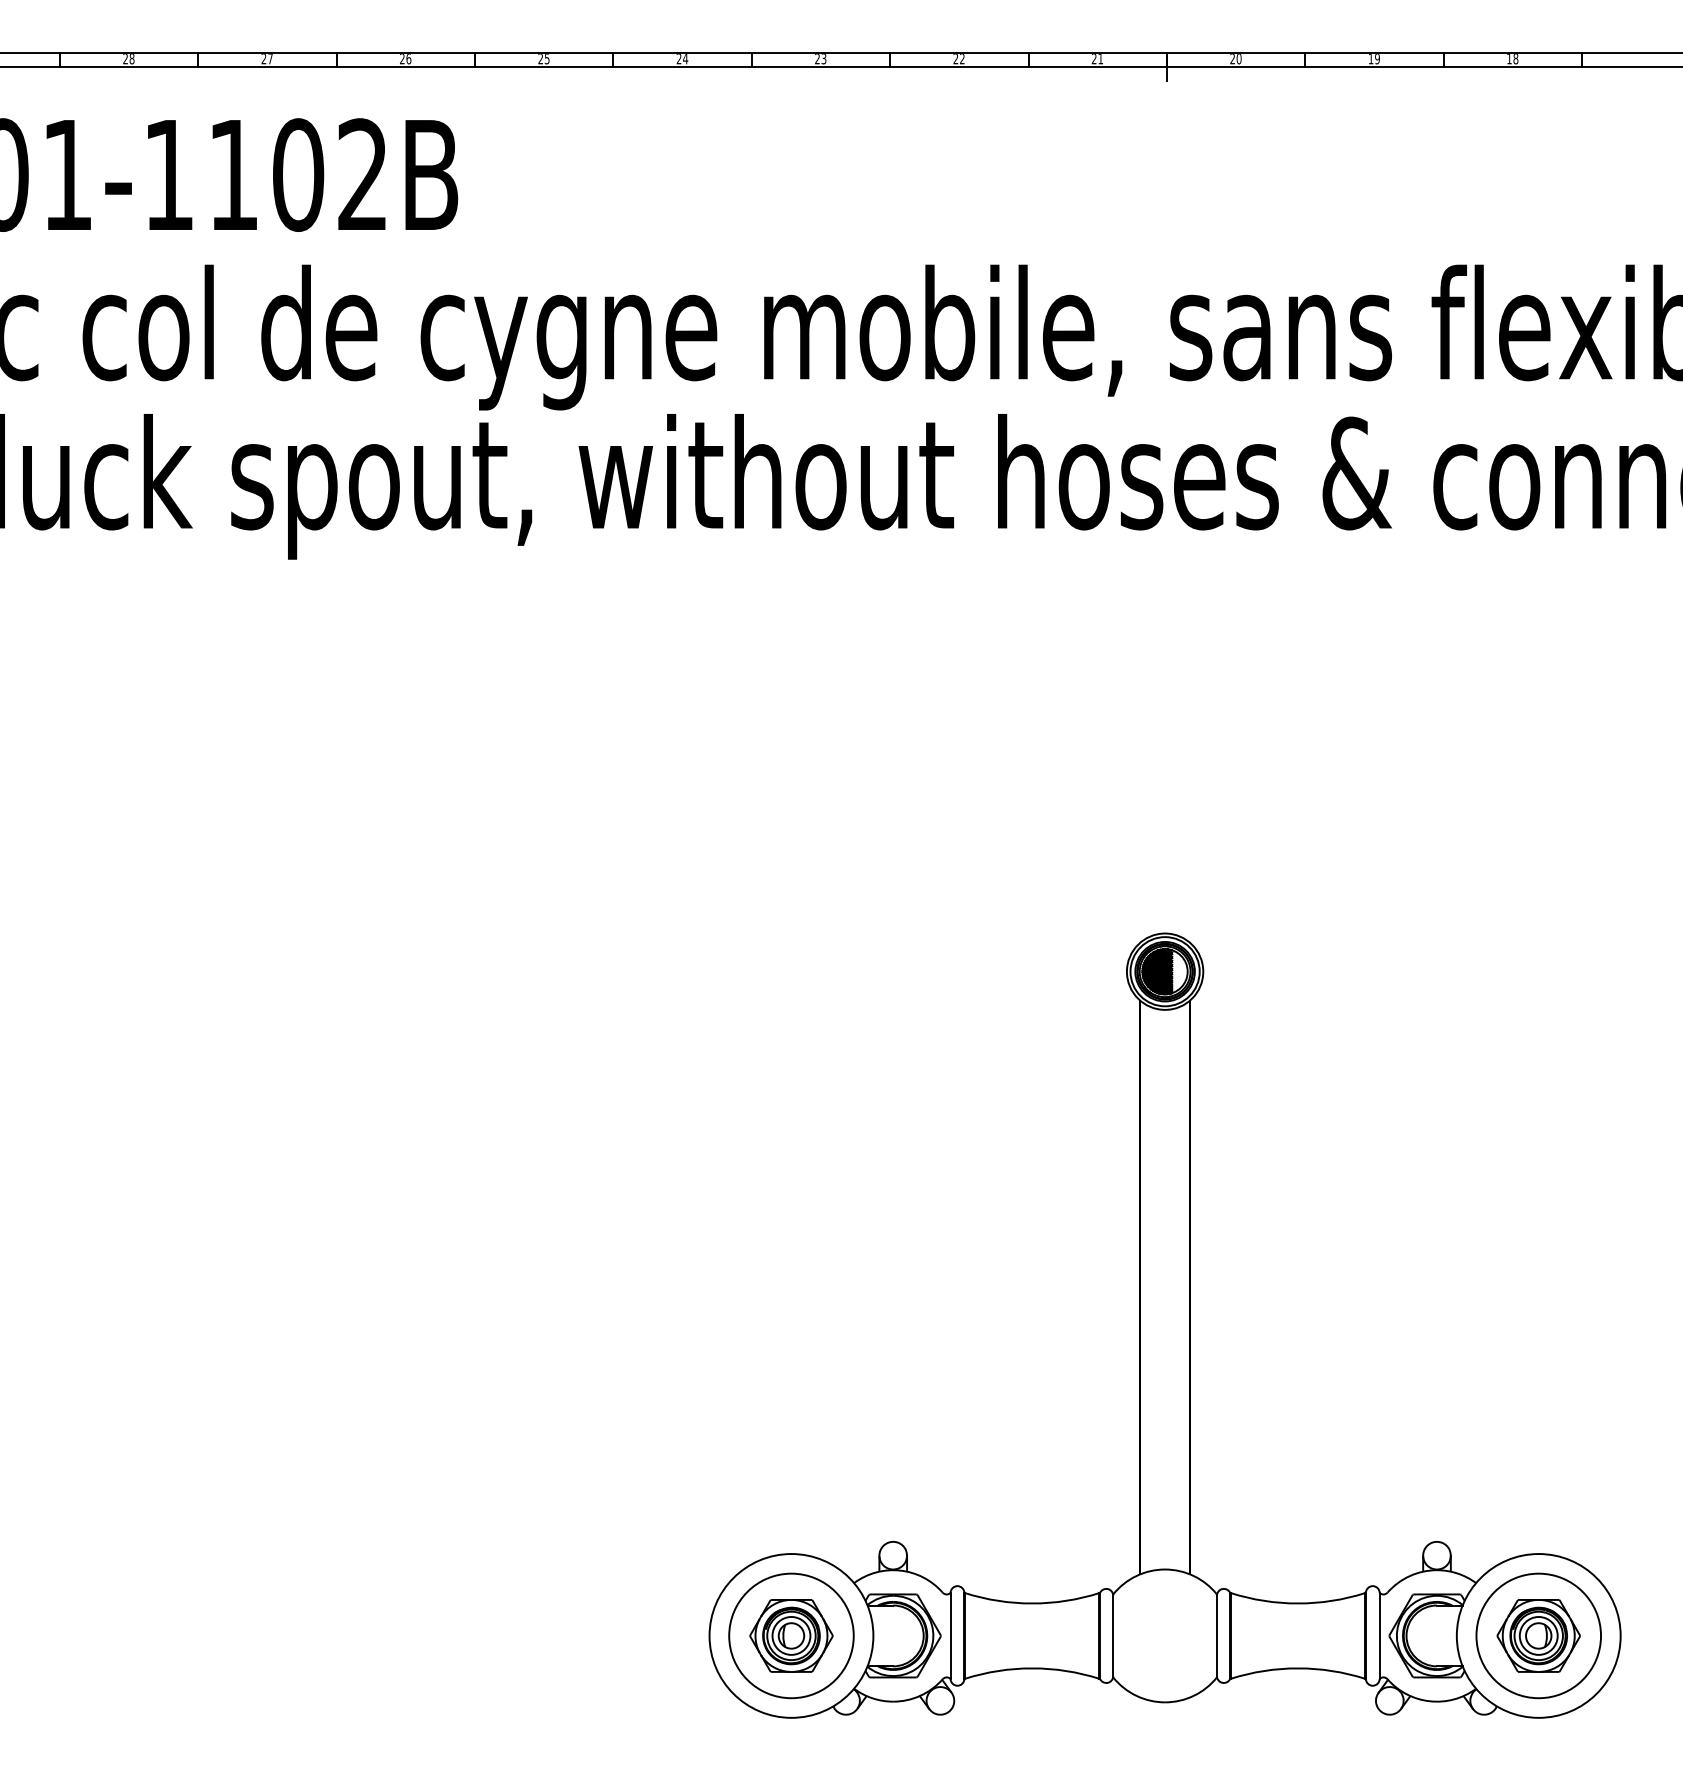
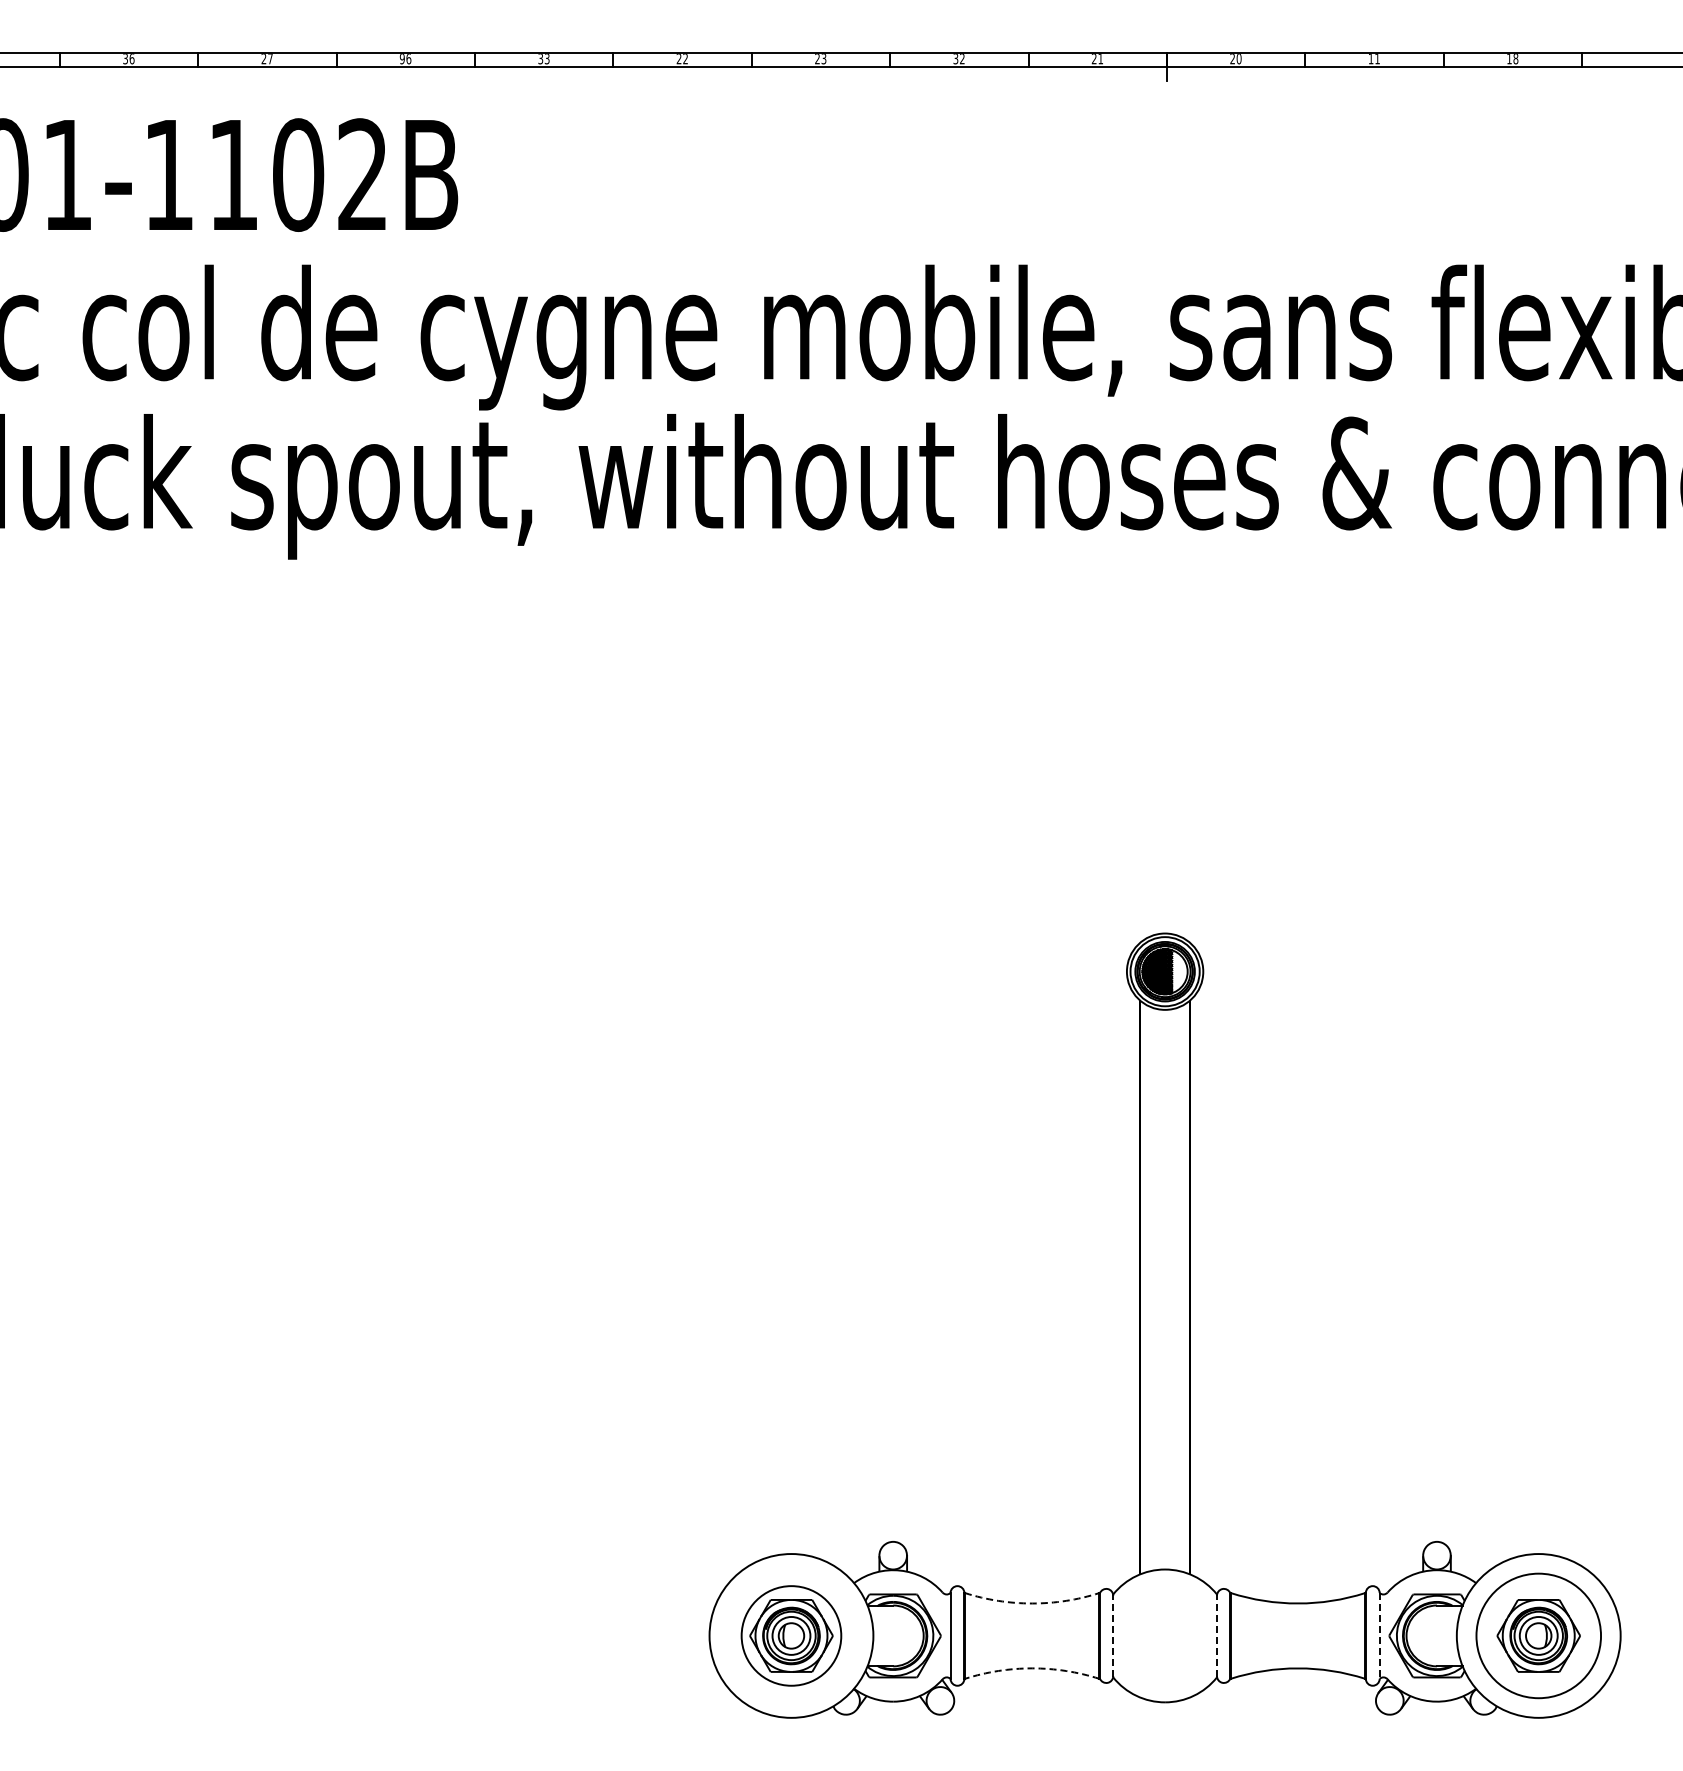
text: 28 -> 36 (128, 59)
text: 26 -> 96 (401, 59)
text: 25 -> 33 (543, 59)
text: 24 -> 22 (685, 59)
text: 22 -> 32 (955, 59)
text: 19 -> 11 (1377, 59)
arc: solid -> dashed (1032, 1603)
circle diameter: 125 px -> 100 px (791, 1635)
line: solid -> dashed (1113, 1635)
line: solid -> dashed (1216, 1635)
line: solid -> dashed (1379, 1635)
arc: solid -> dashed (1032, 1668)
